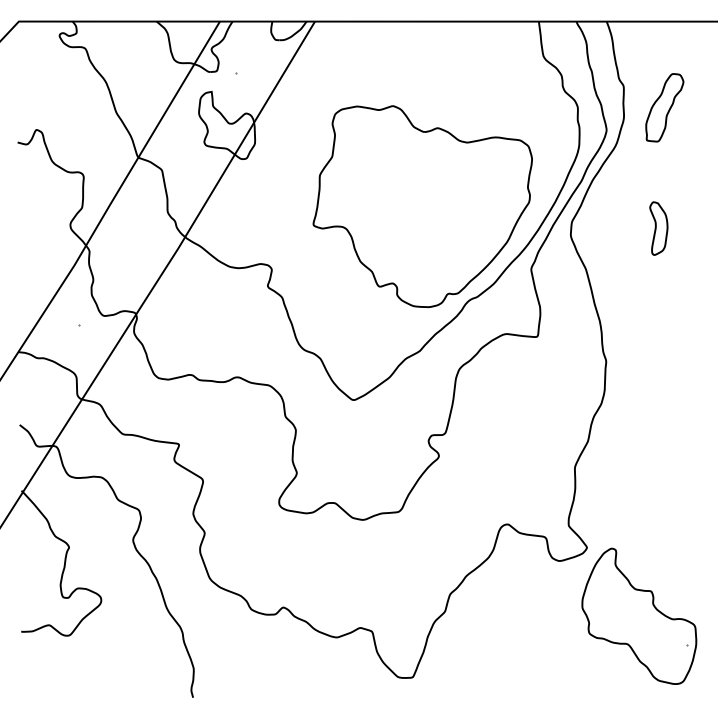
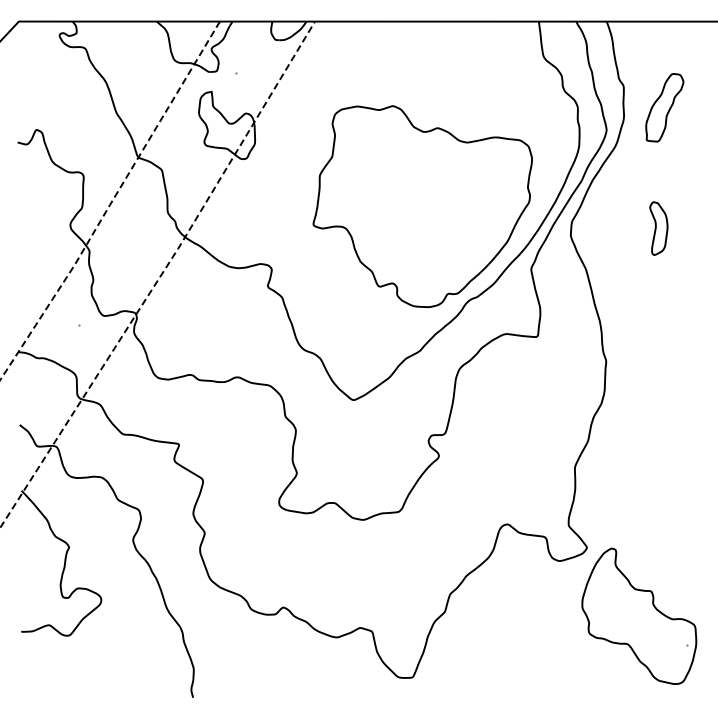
line: solid -> dashed (111, 203)
line: solid -> dashed (160, 276)
